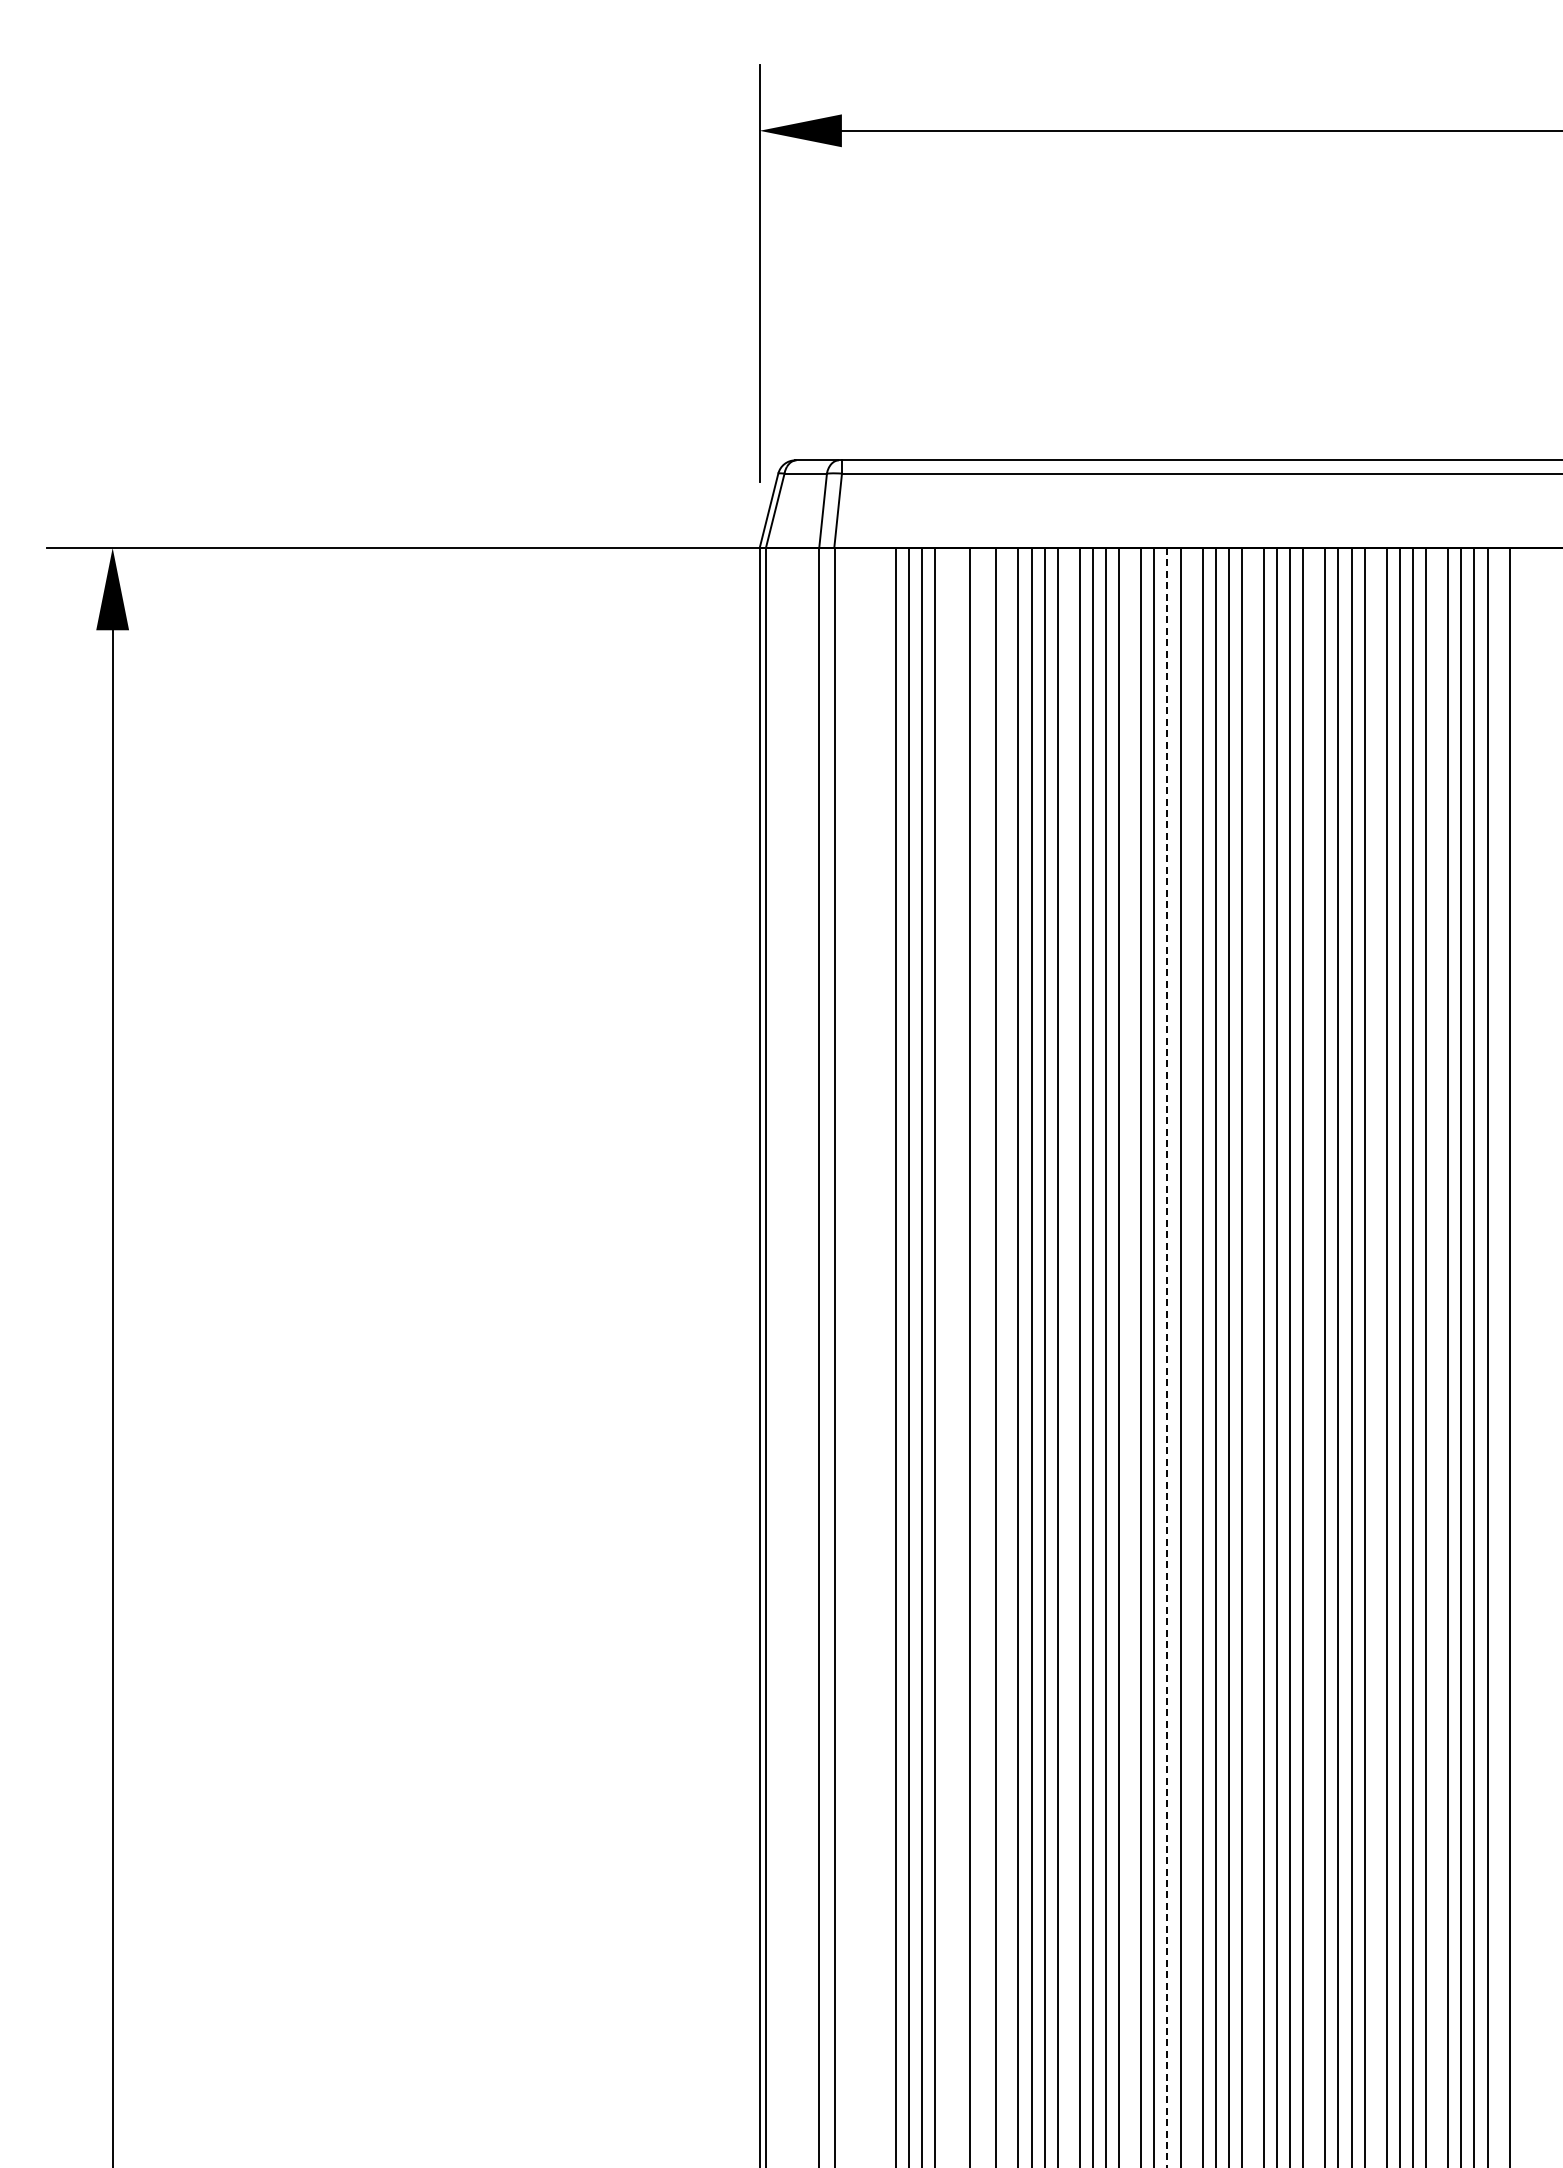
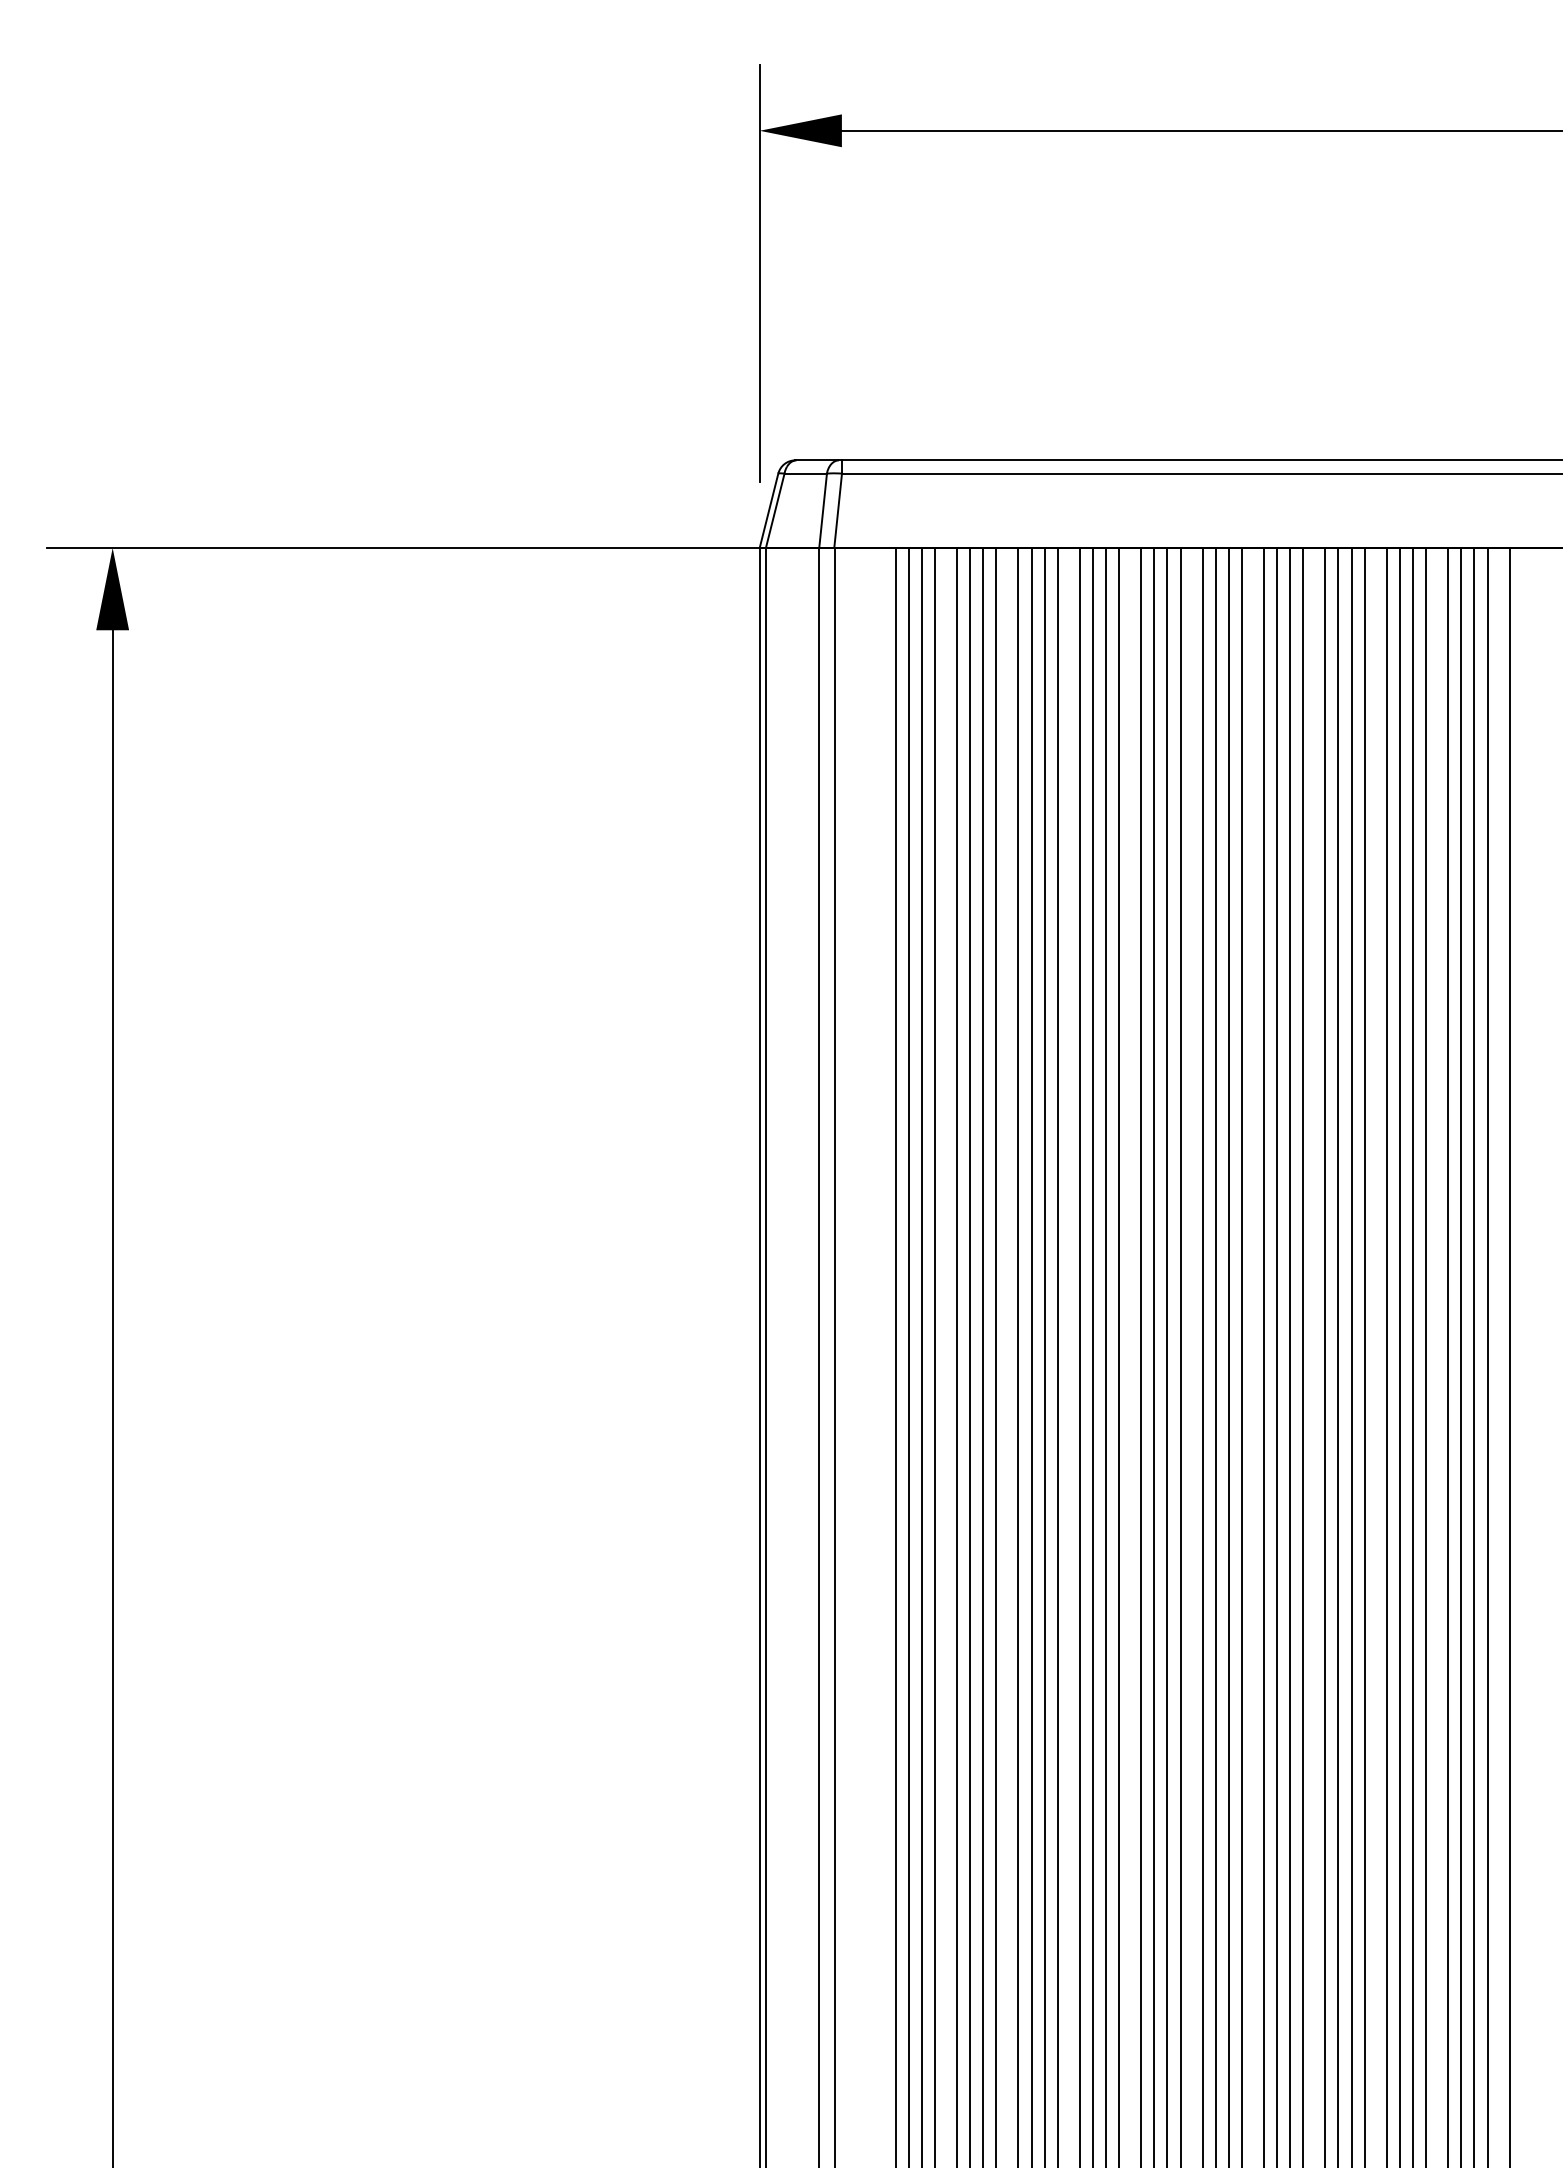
line: none -> present (957, 1356)
line: none -> present (983, 1356)
line: dashed -> solid (1167, 1358)
